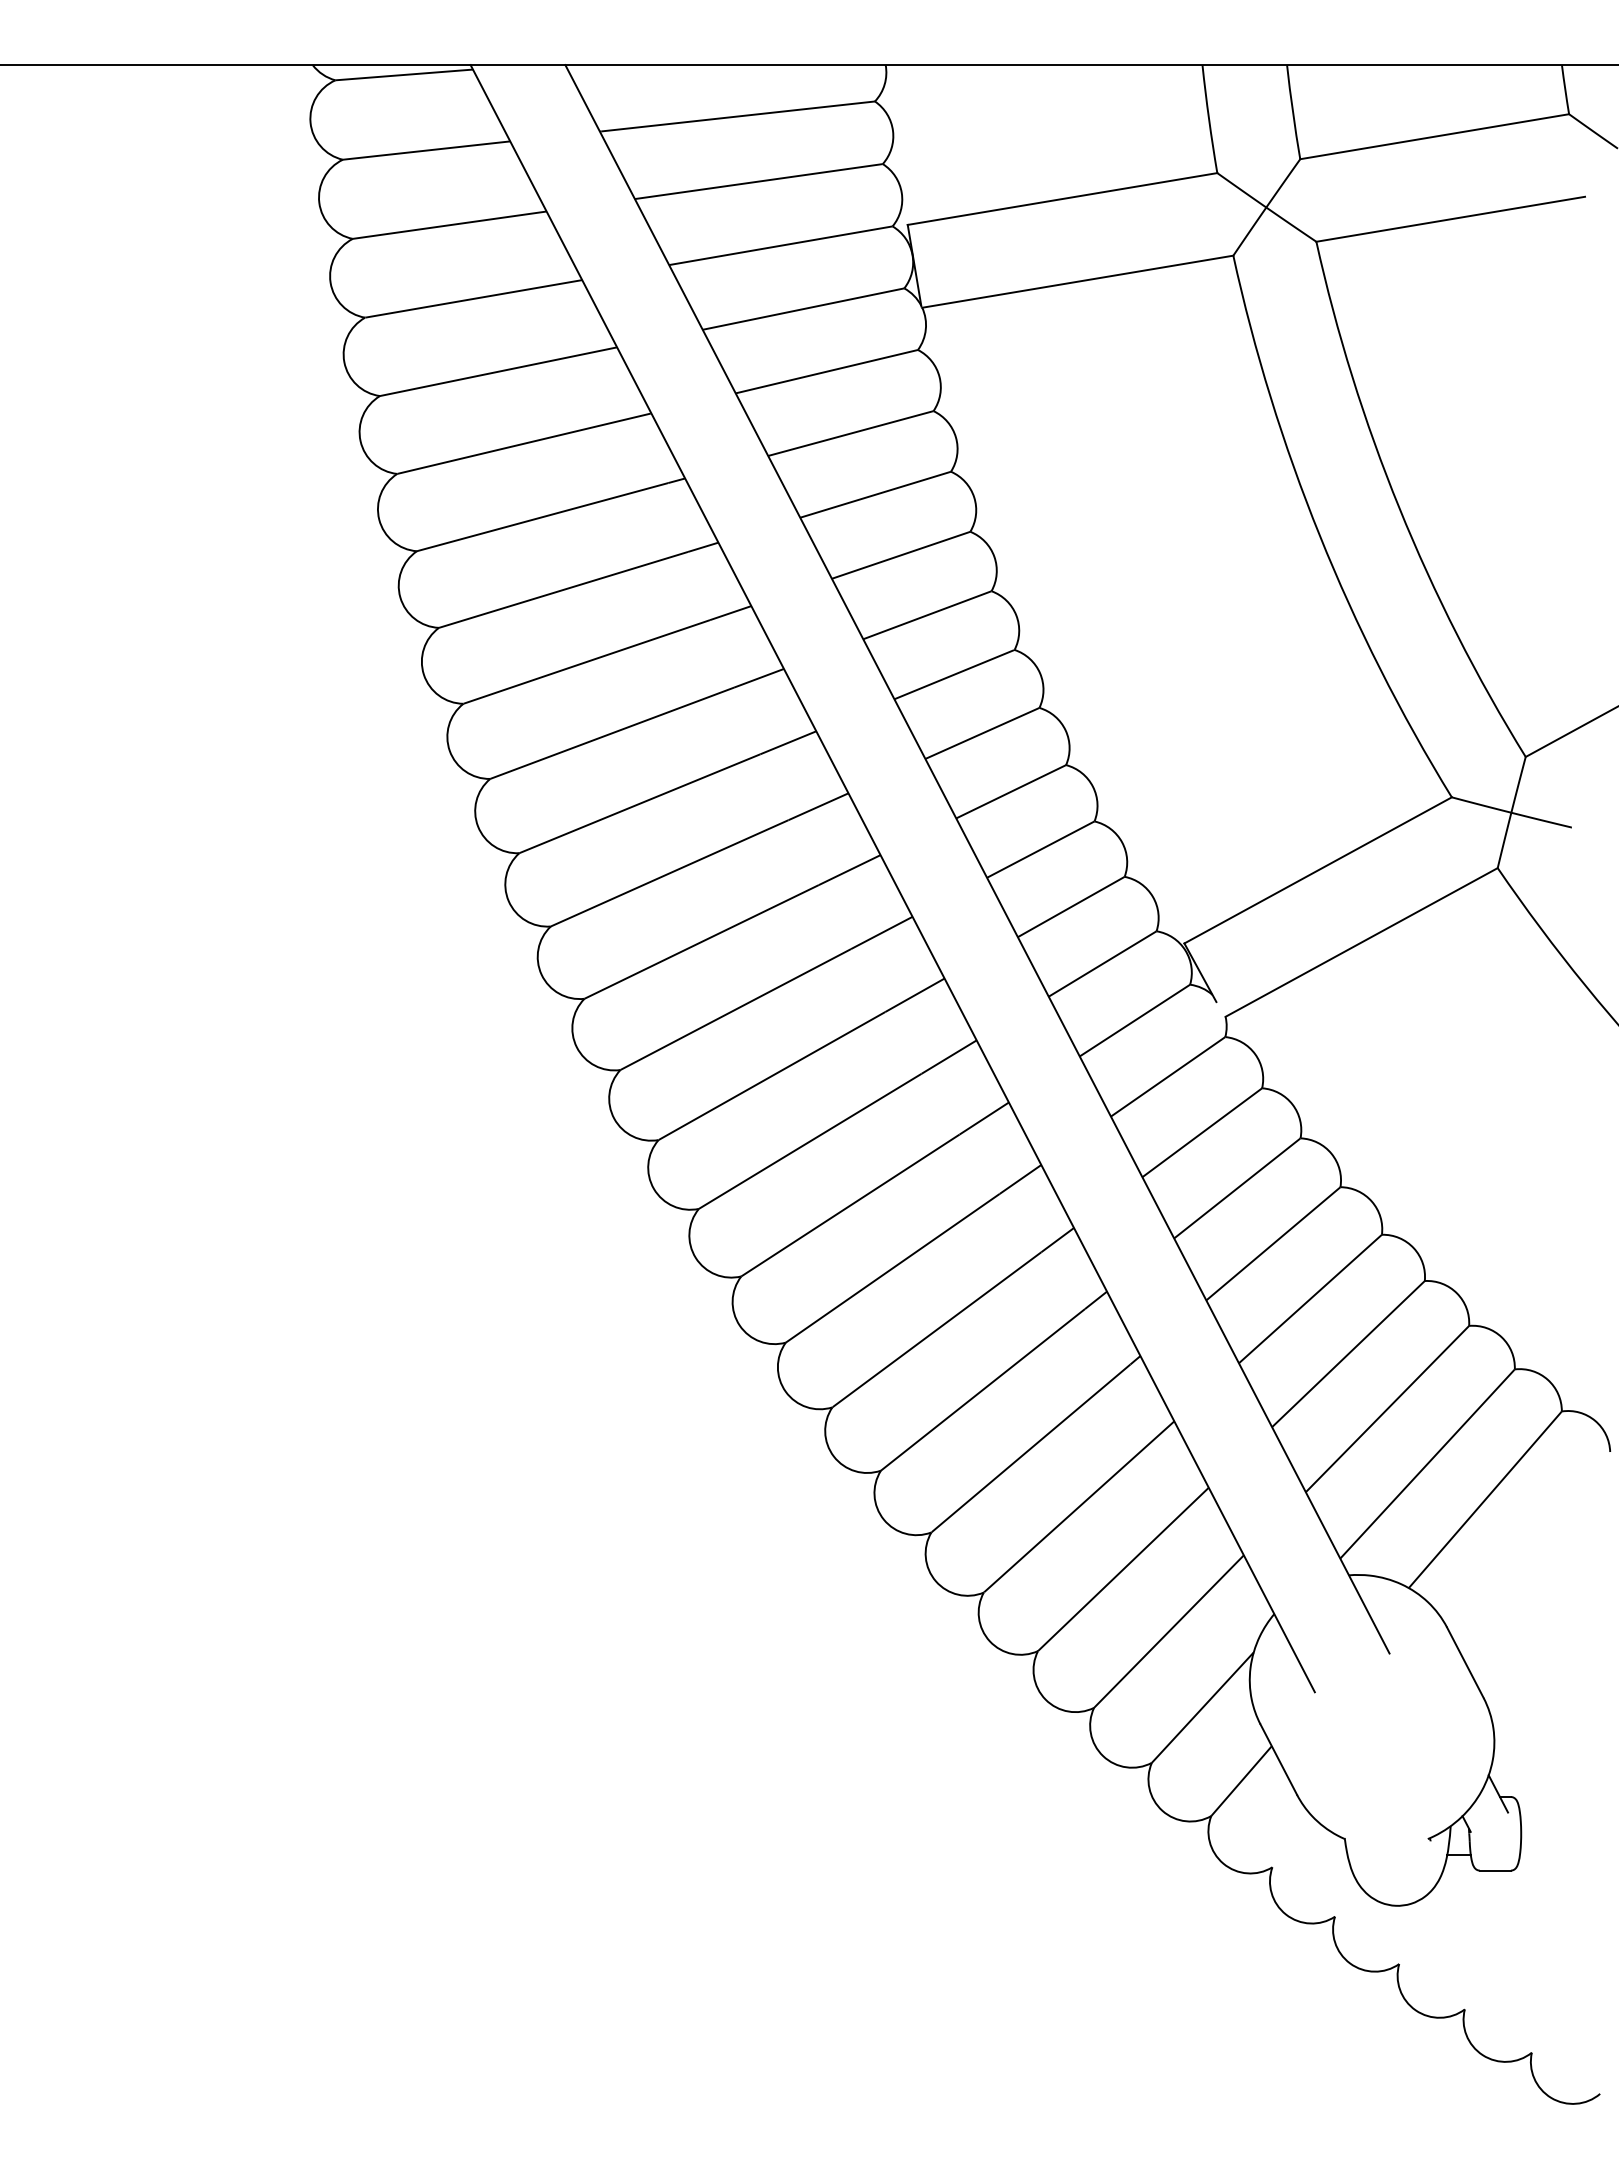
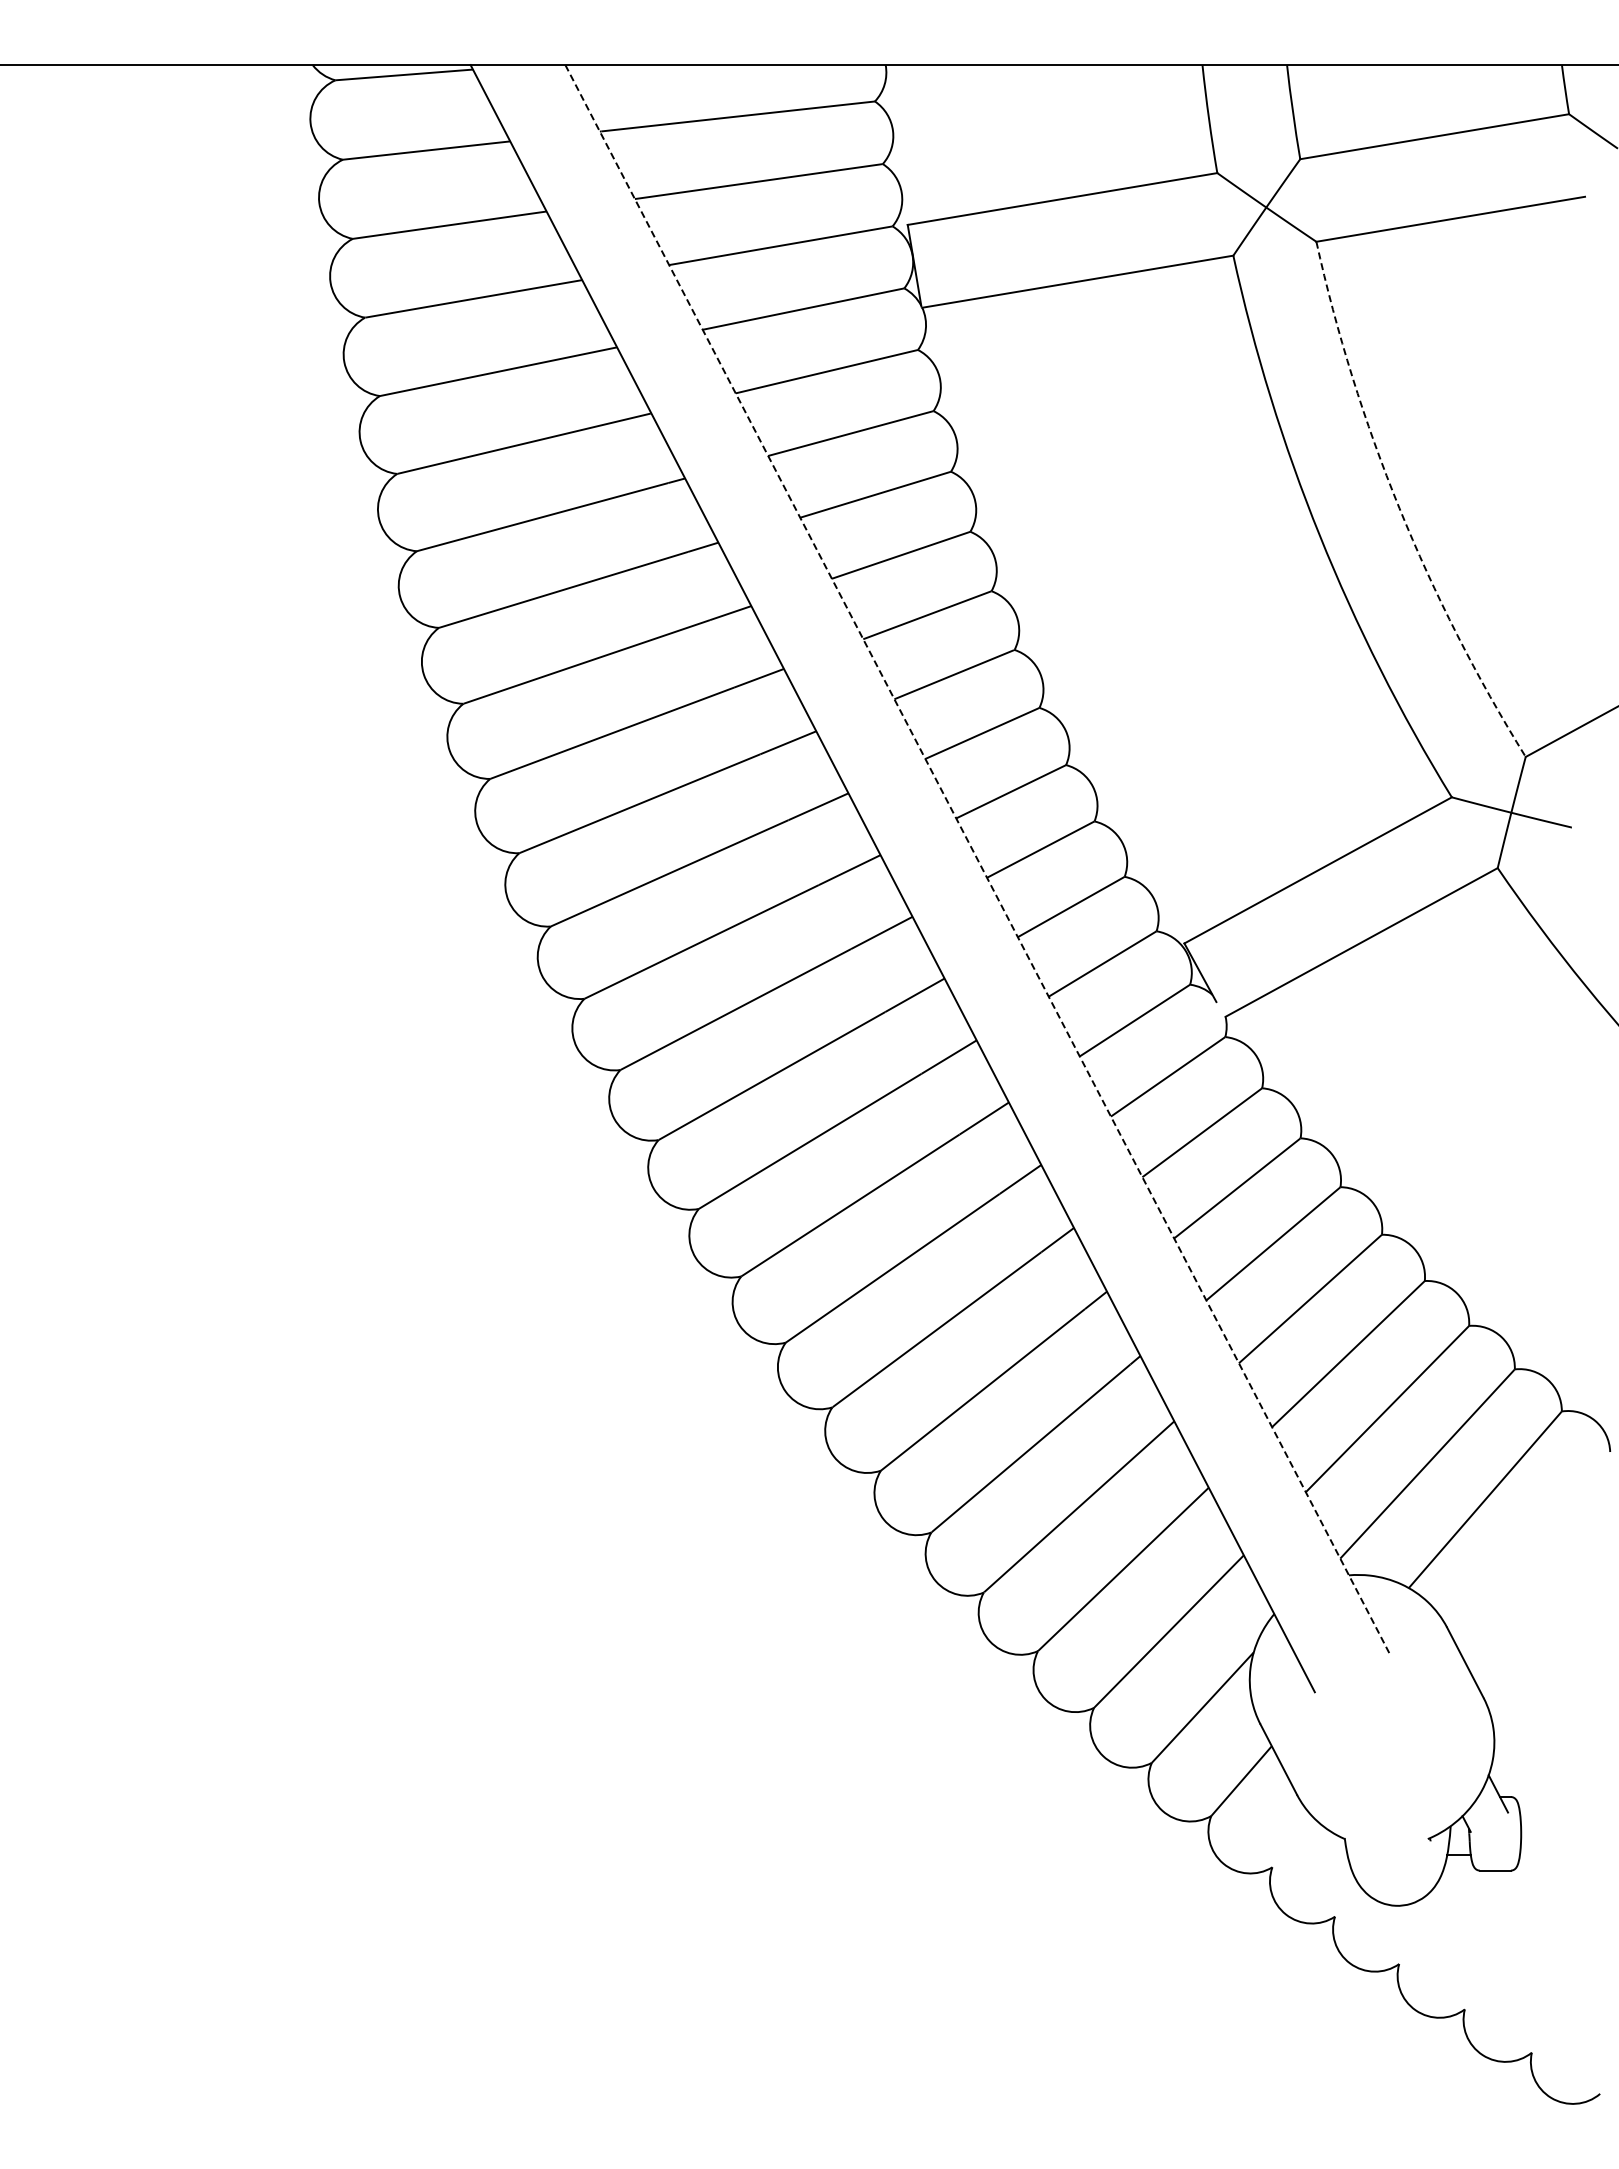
arc: solid -> dashed (1399, 508)
line: solid -> dashed (977, 859)
